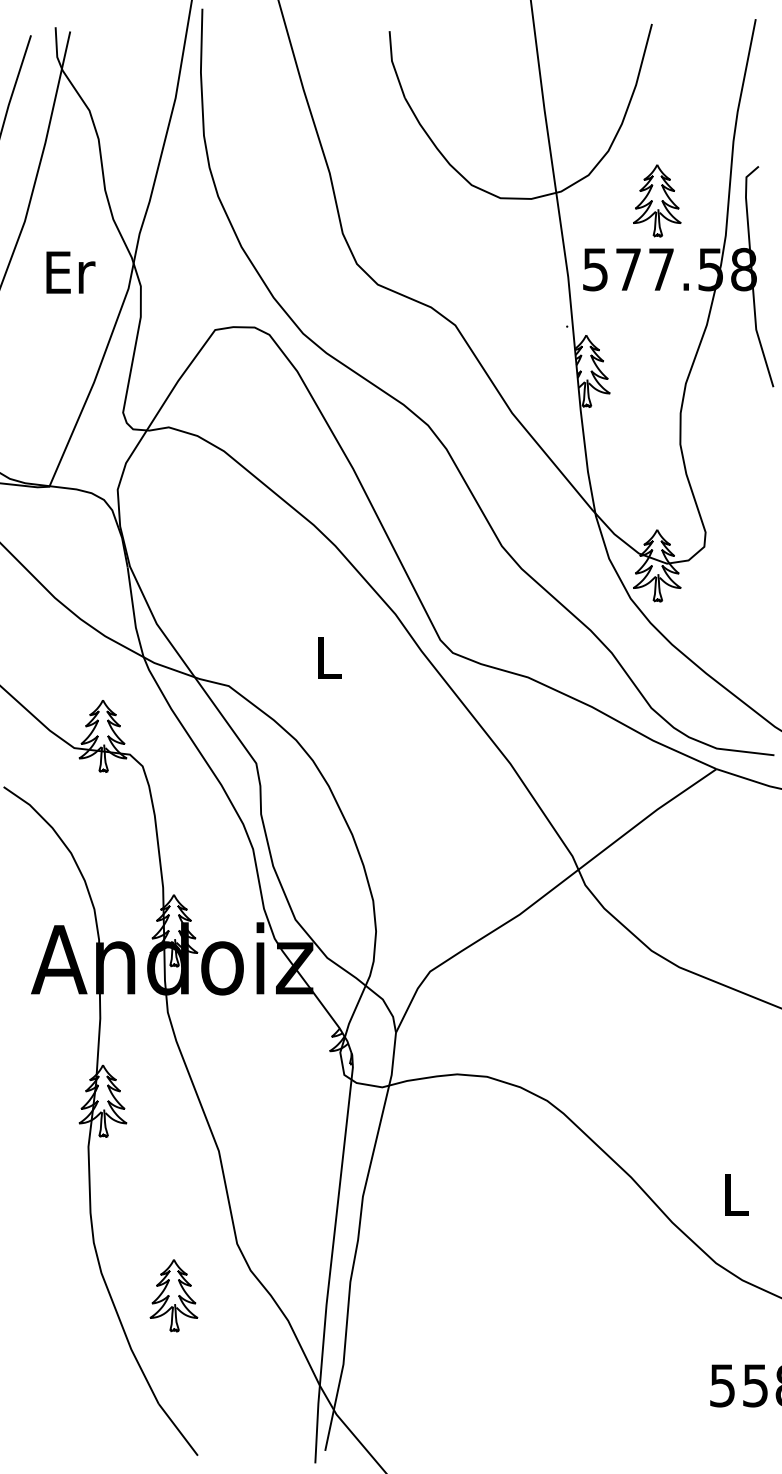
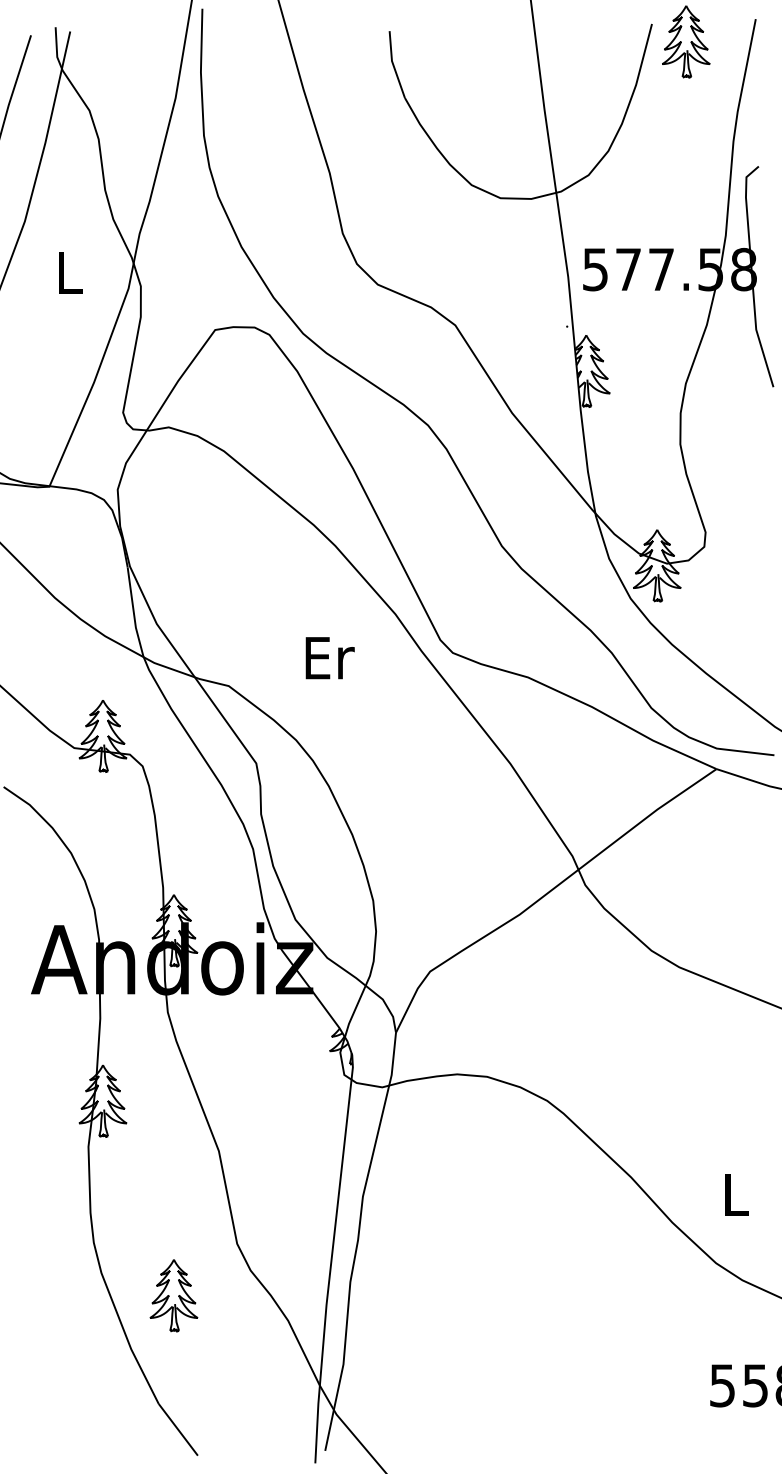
part position: (657, 200) -> (686, 41) (686, 41)
text: Er -> L (70, 272)
text: L -> Er (329, 658)
